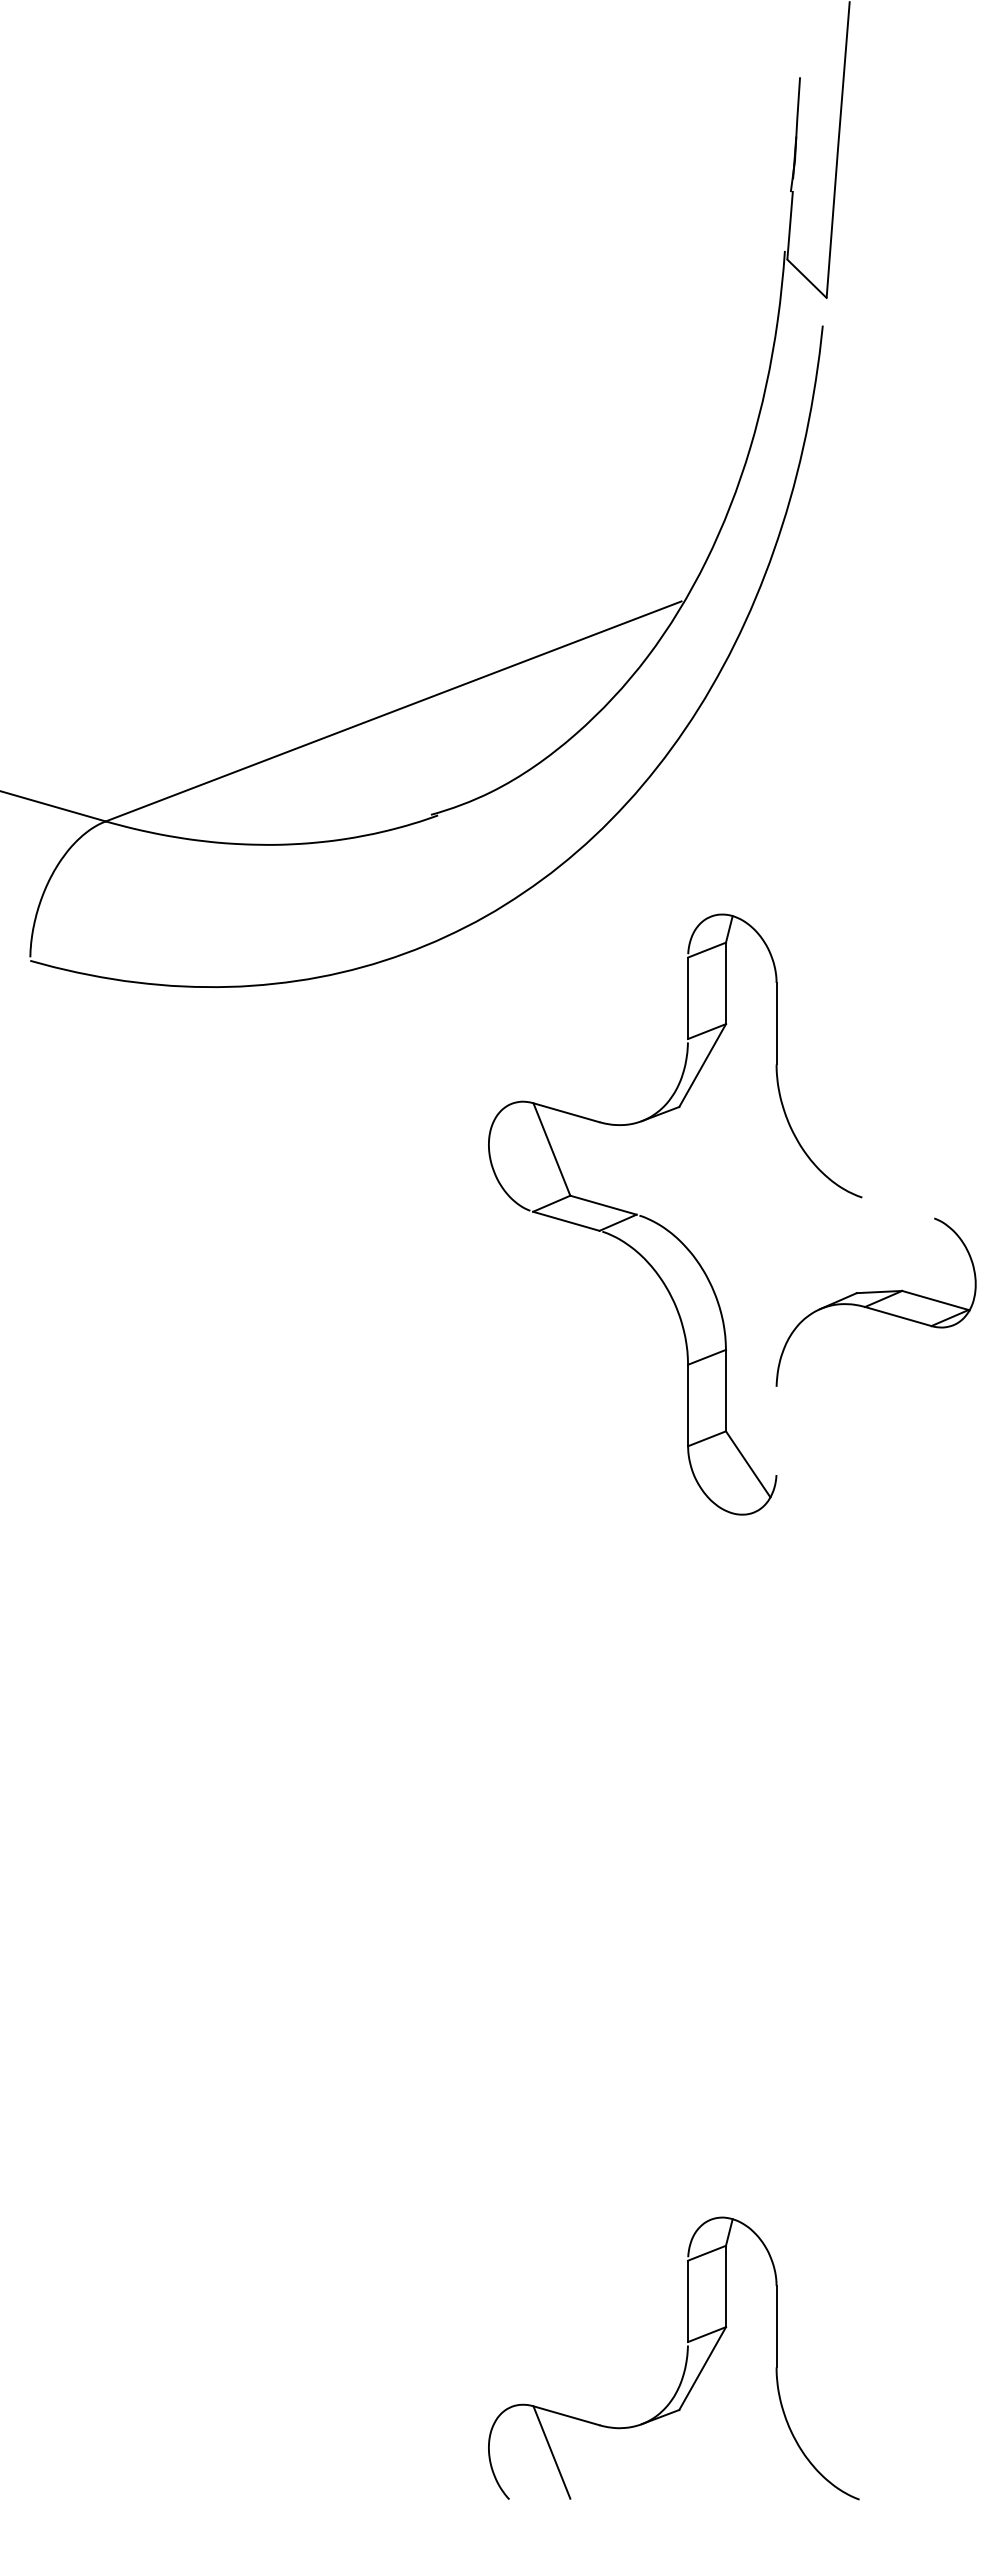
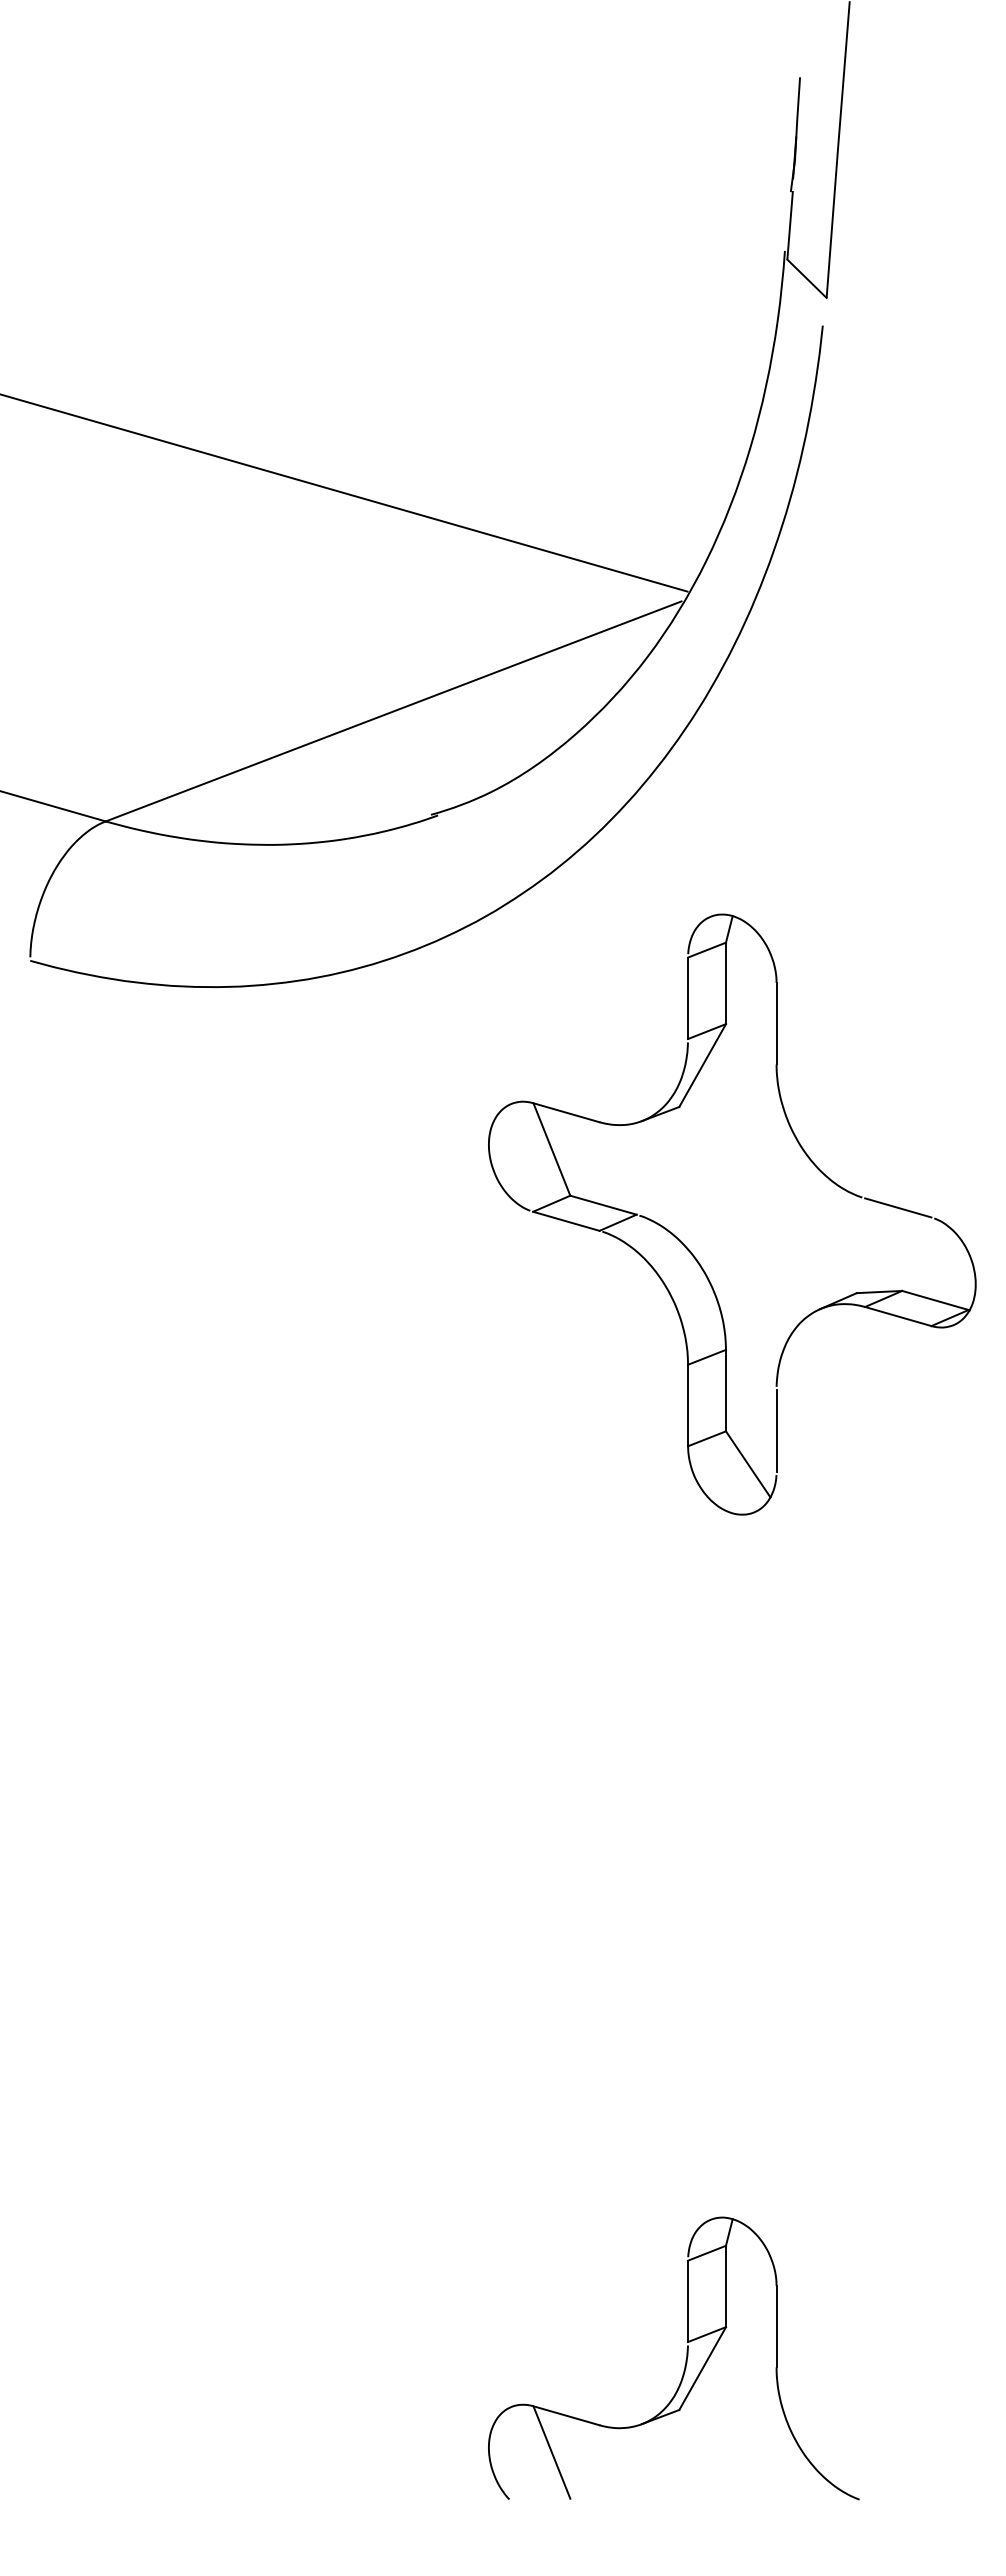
line: none -> present (344, 493)
line: none -> present (898, 1207)
line: none -> present (776, 1430)
